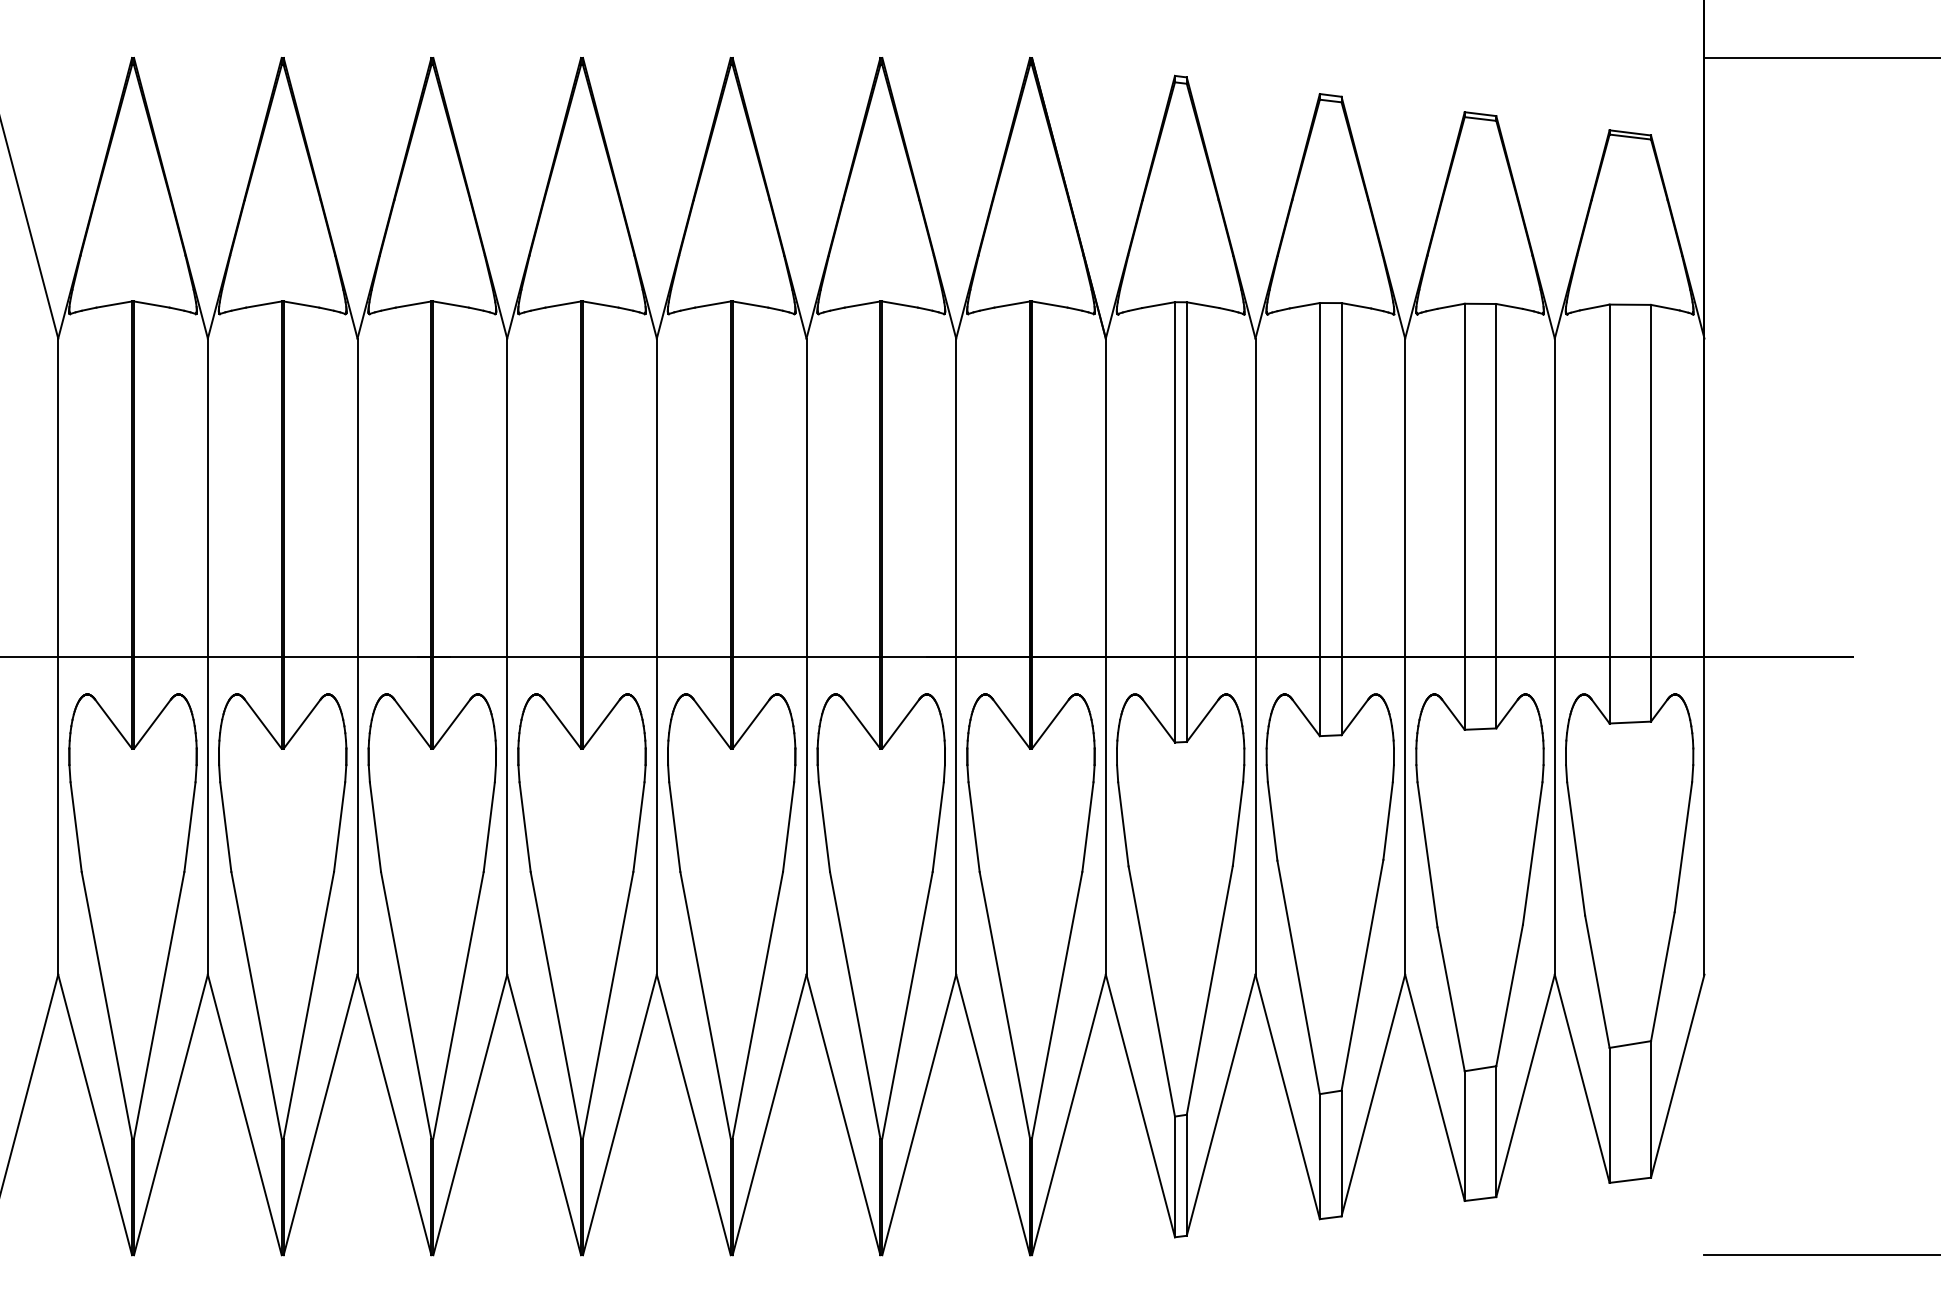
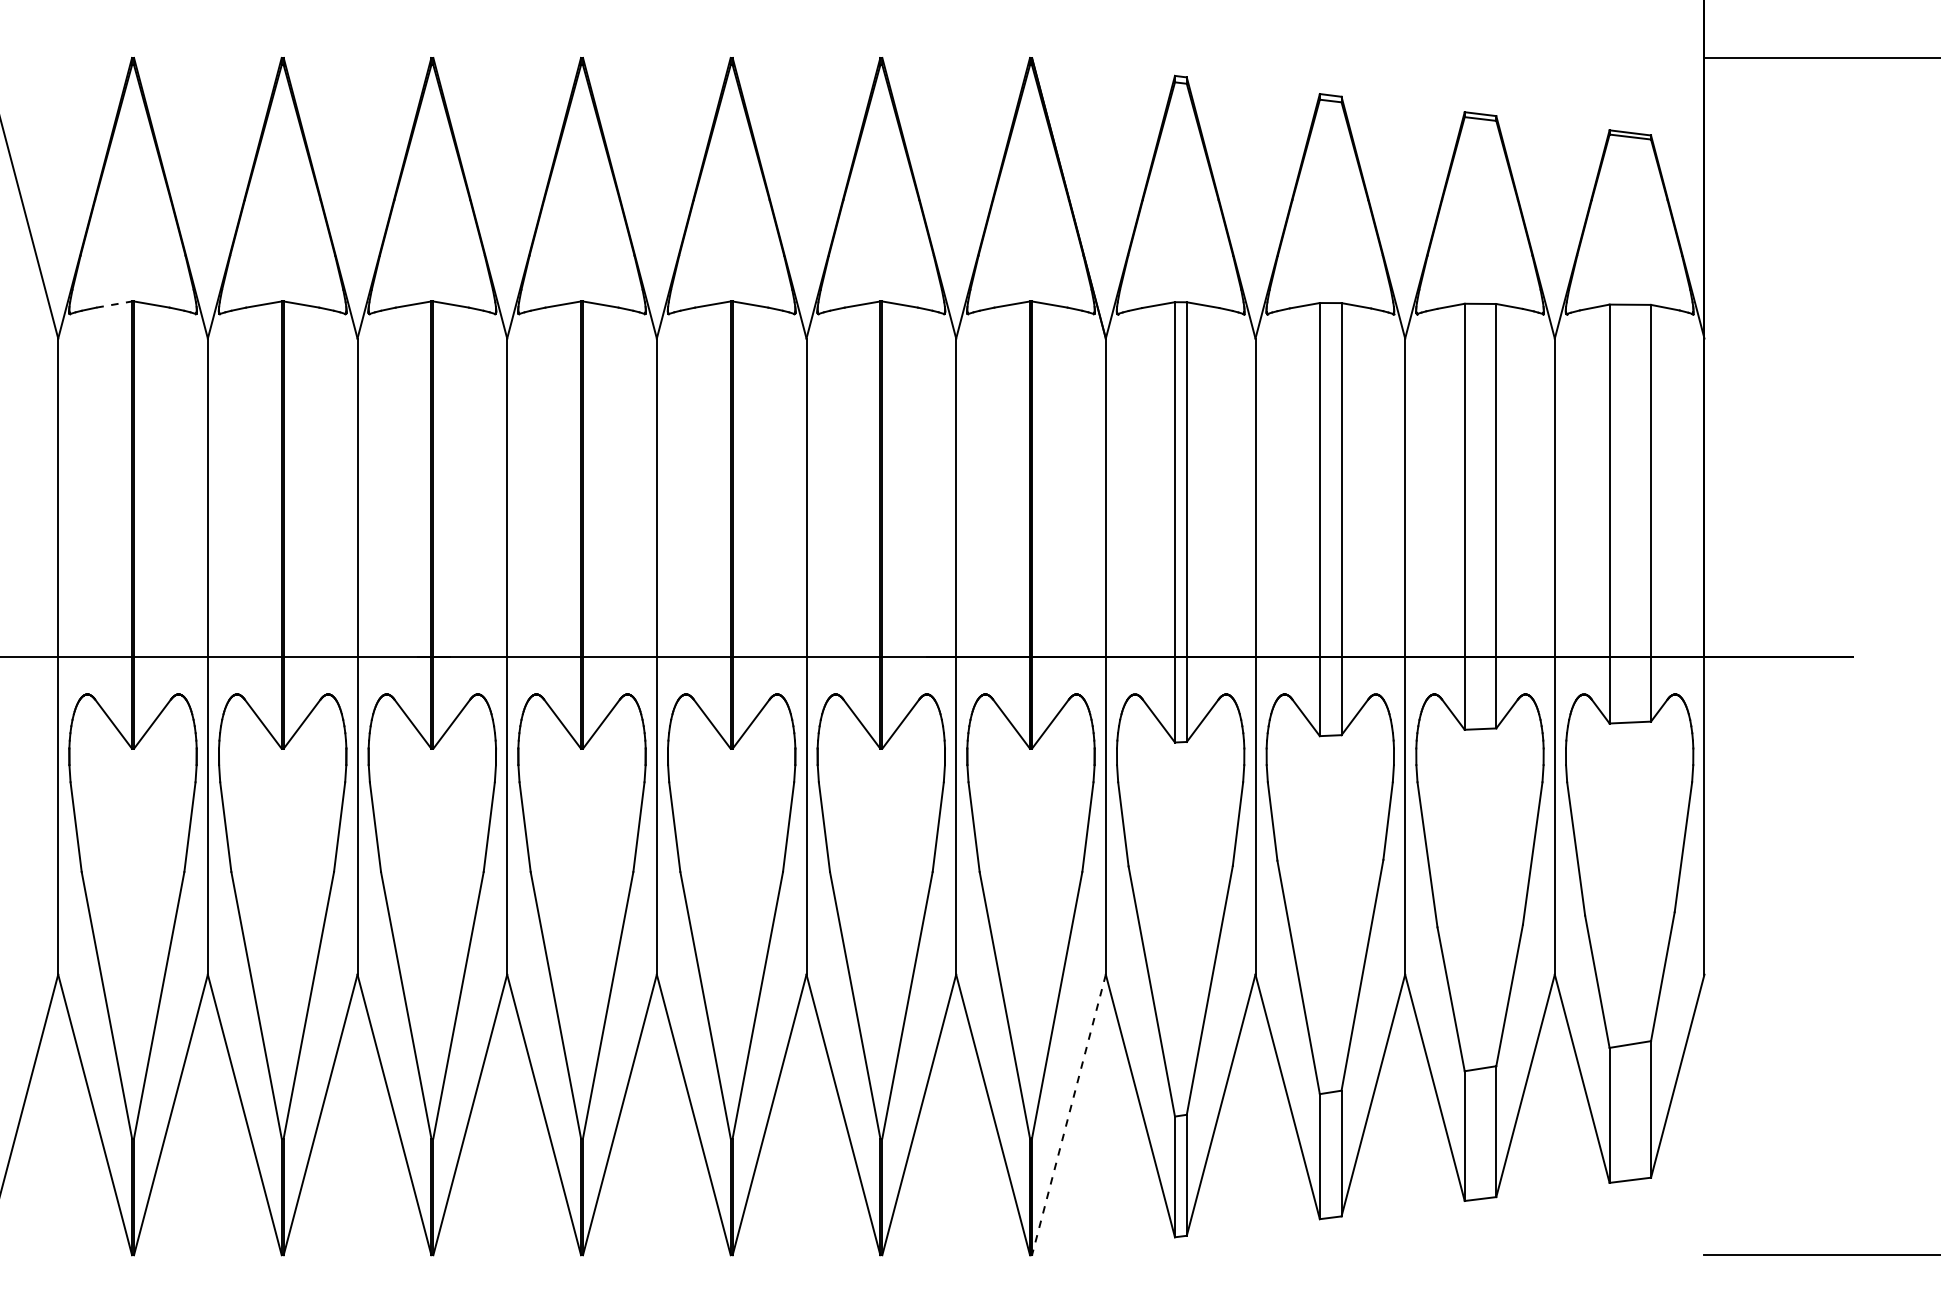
line: solid -> dashed (114, 304)
line: solid -> dashed (1068, 1115)
